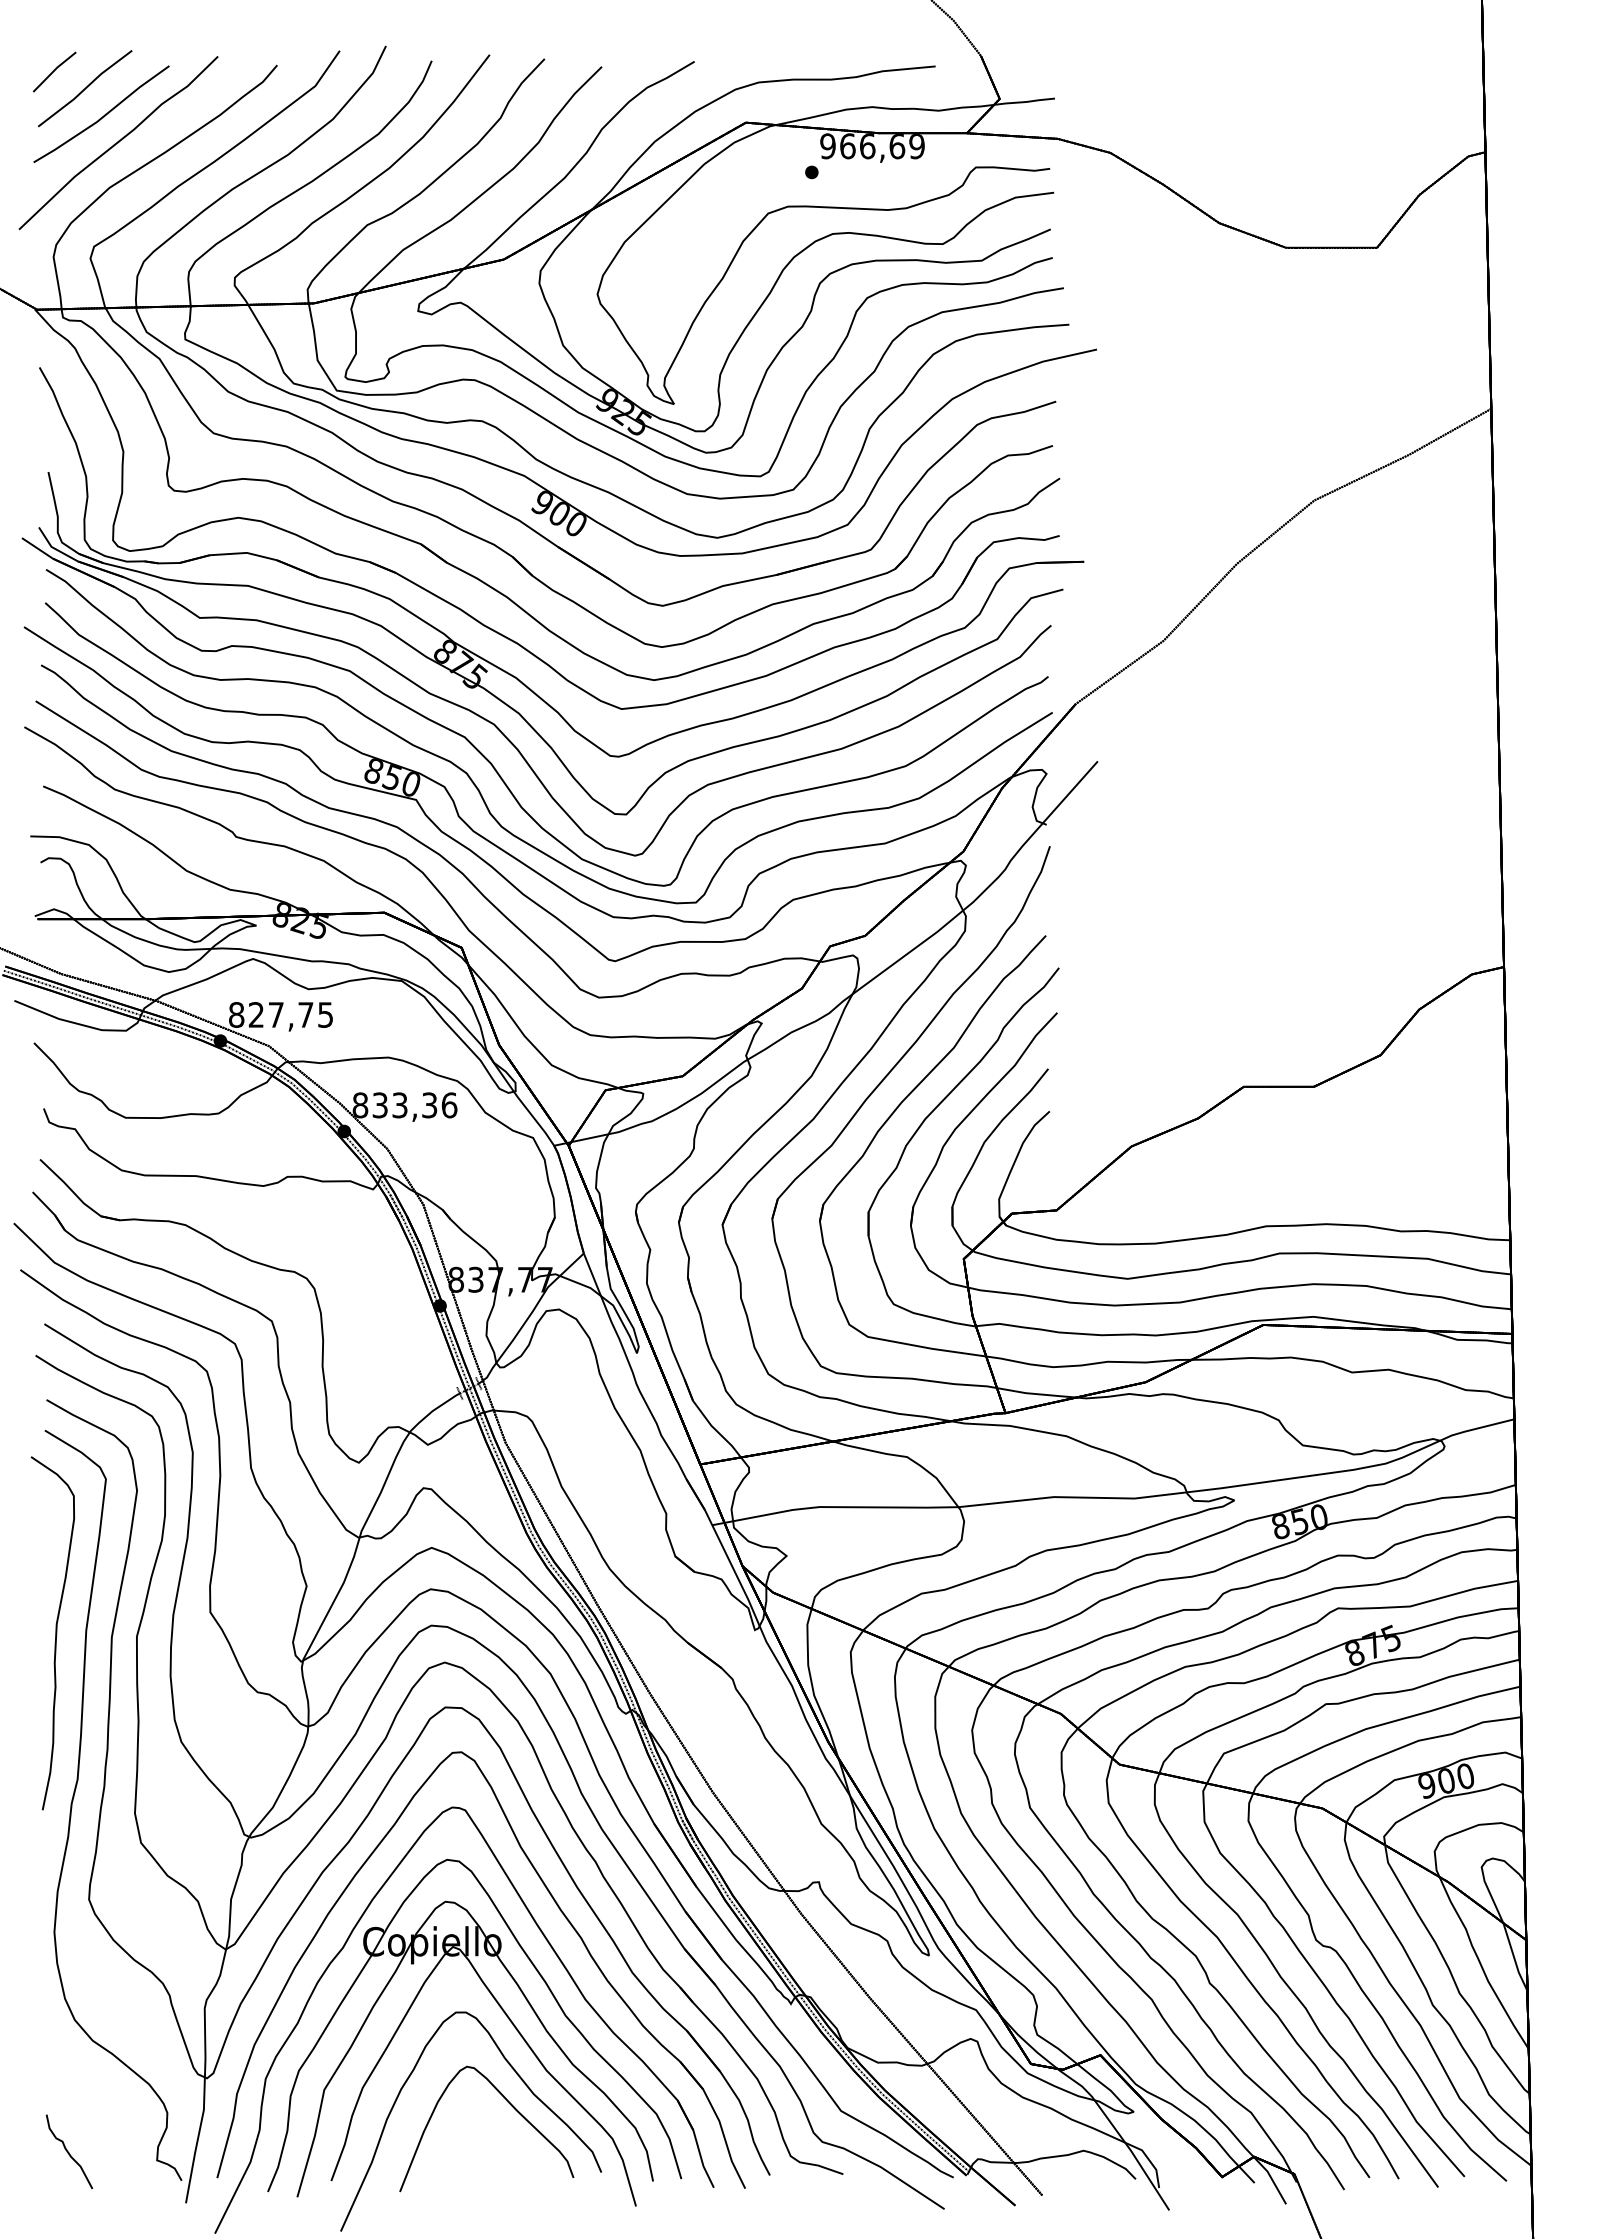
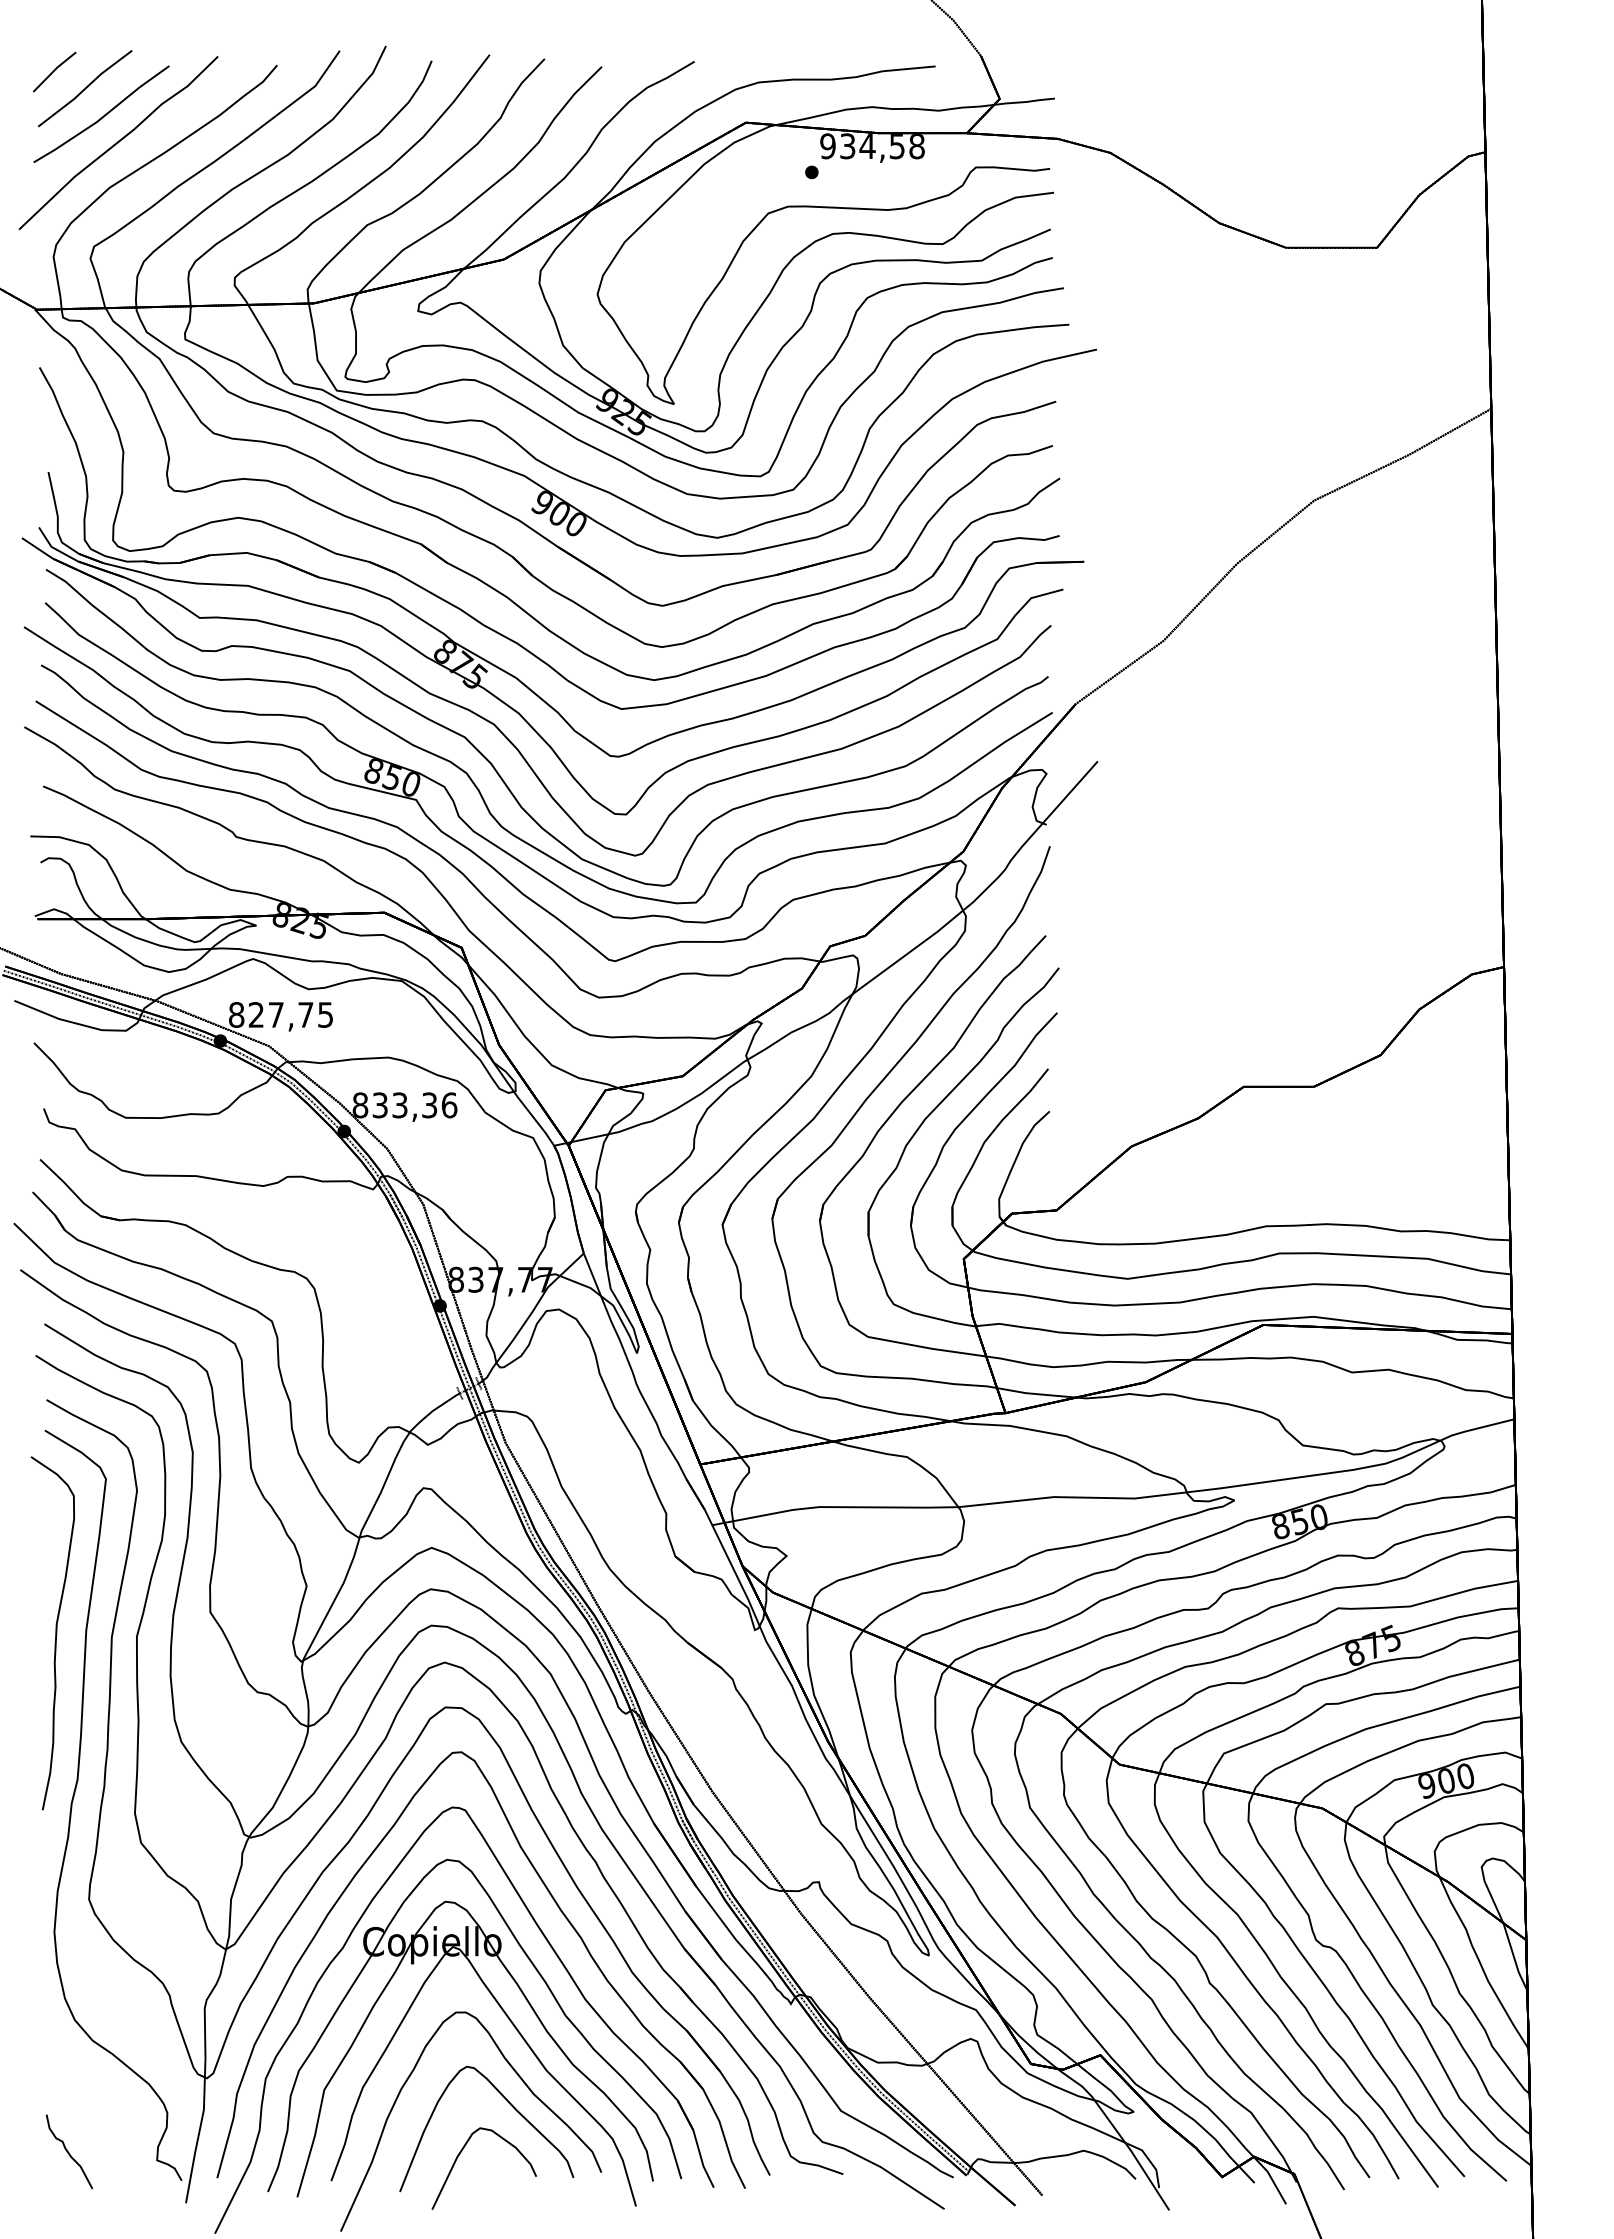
text: 966,69 -> 934,58 (882, 146)
part: none -> present (460, 2154)
